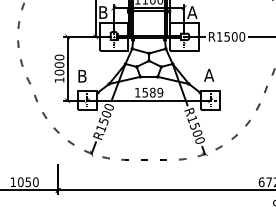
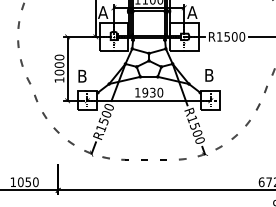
text: B -> A (103, 12)
text: A -> B (209, 75)
text: 1589 -> 1930 (152, 92)
